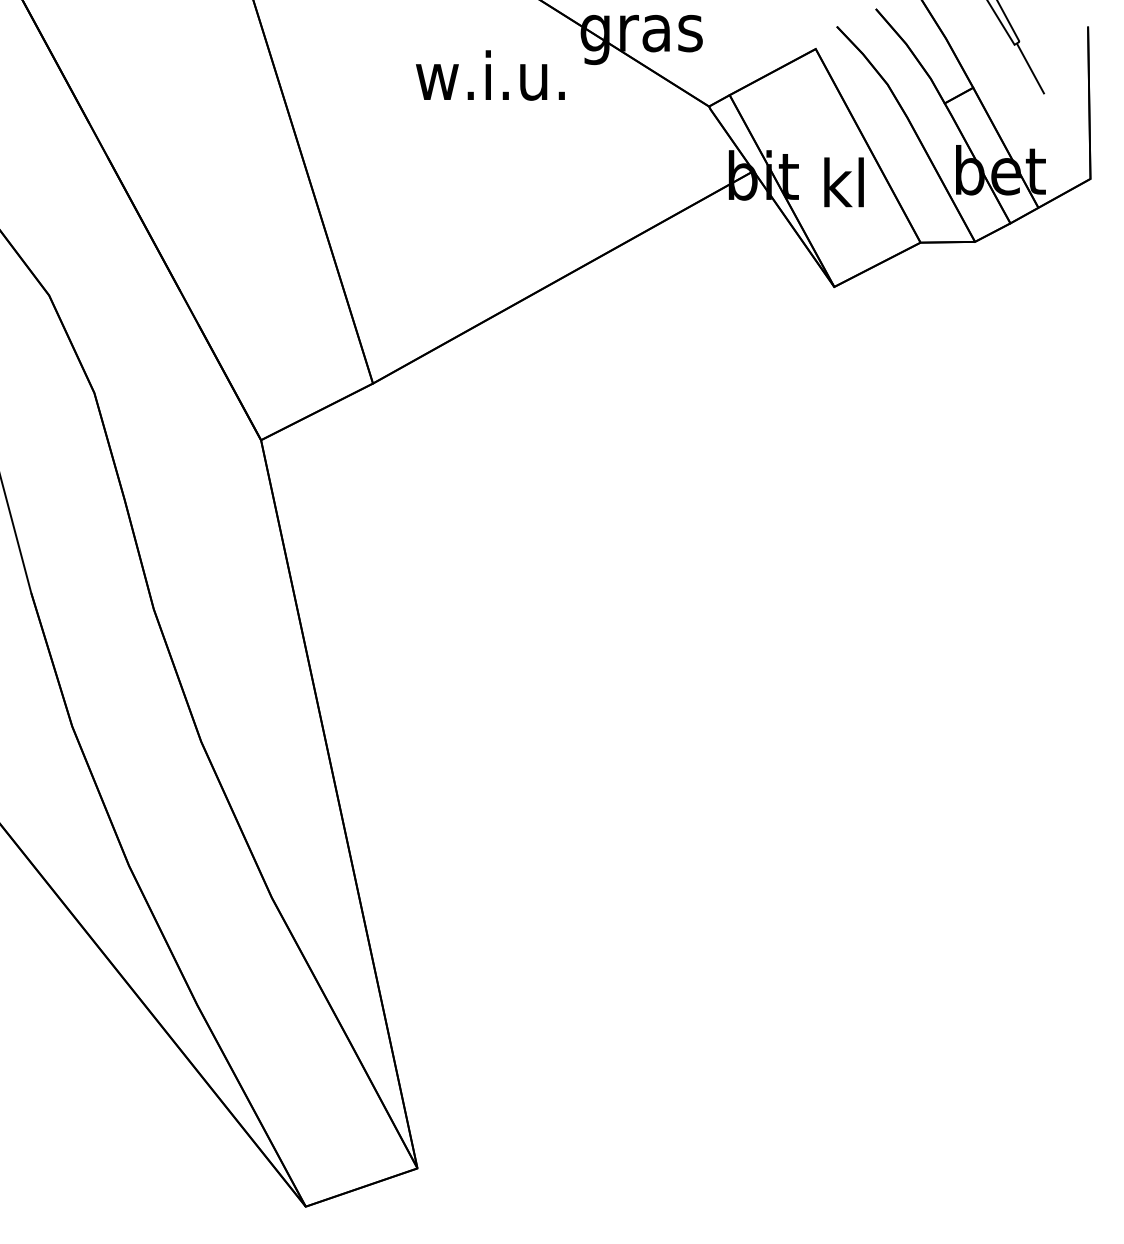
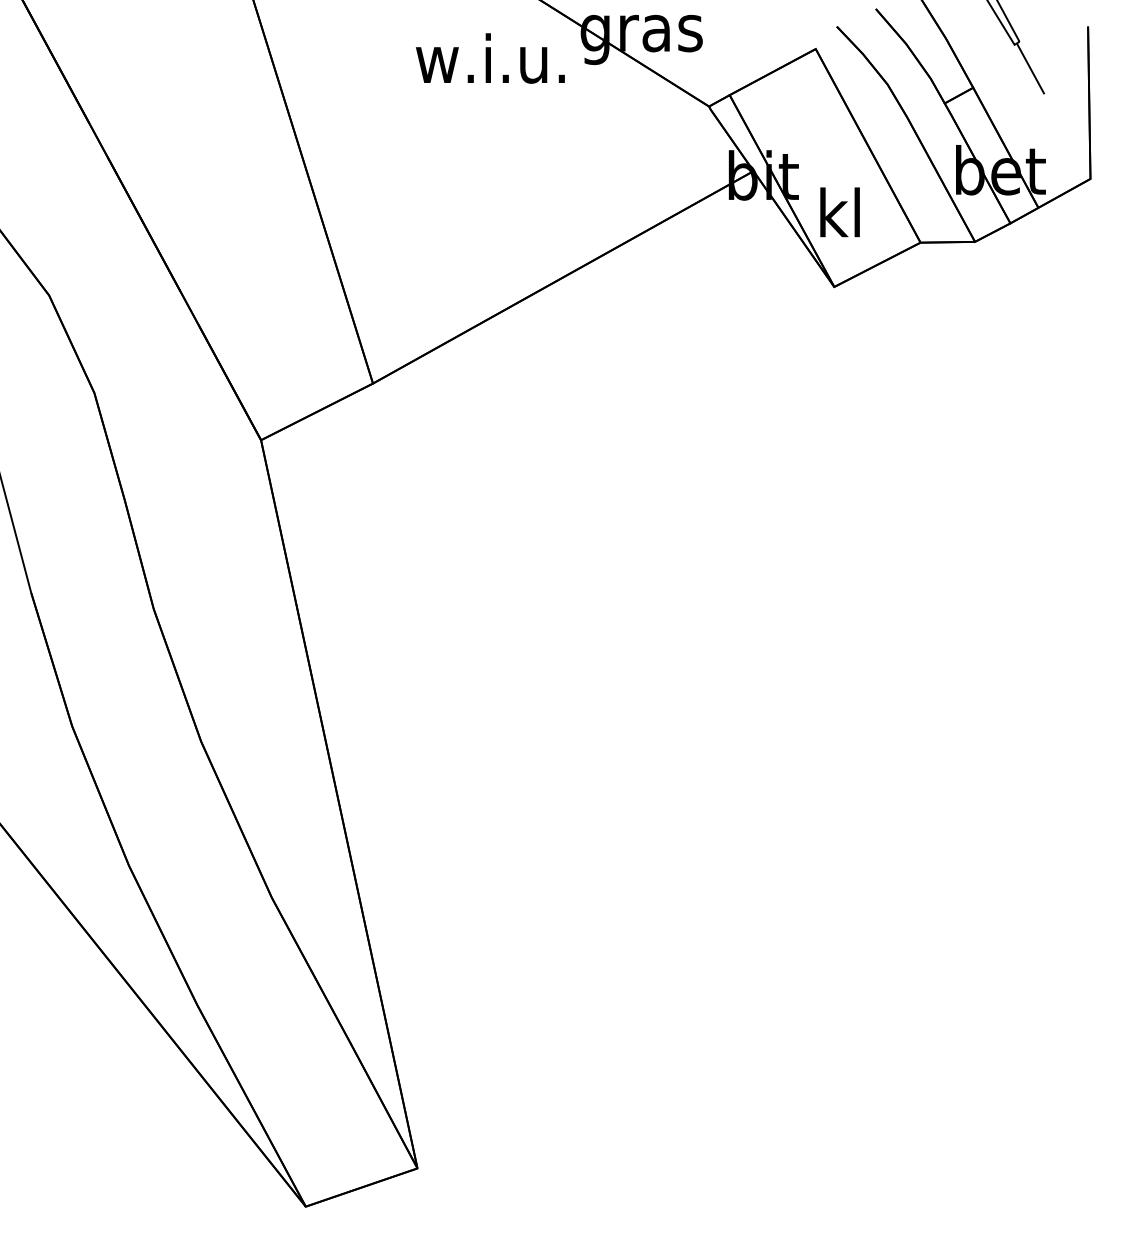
text position: (490, 75) -> (490, 58) (490, 58)
text position: (843, 182) -> (839, 212) (839, 212)
